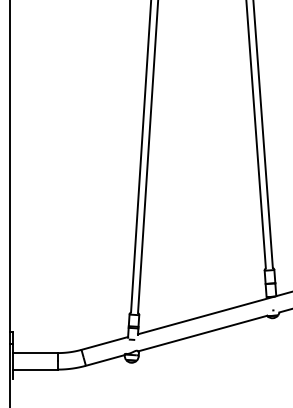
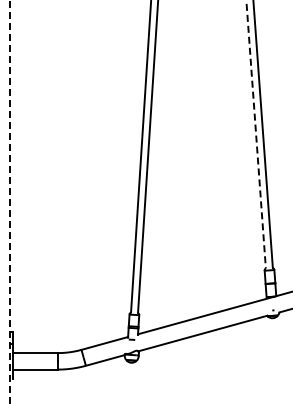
line: solid -> dashed (256, 135)
line: solid -> dashed (10, 204)
